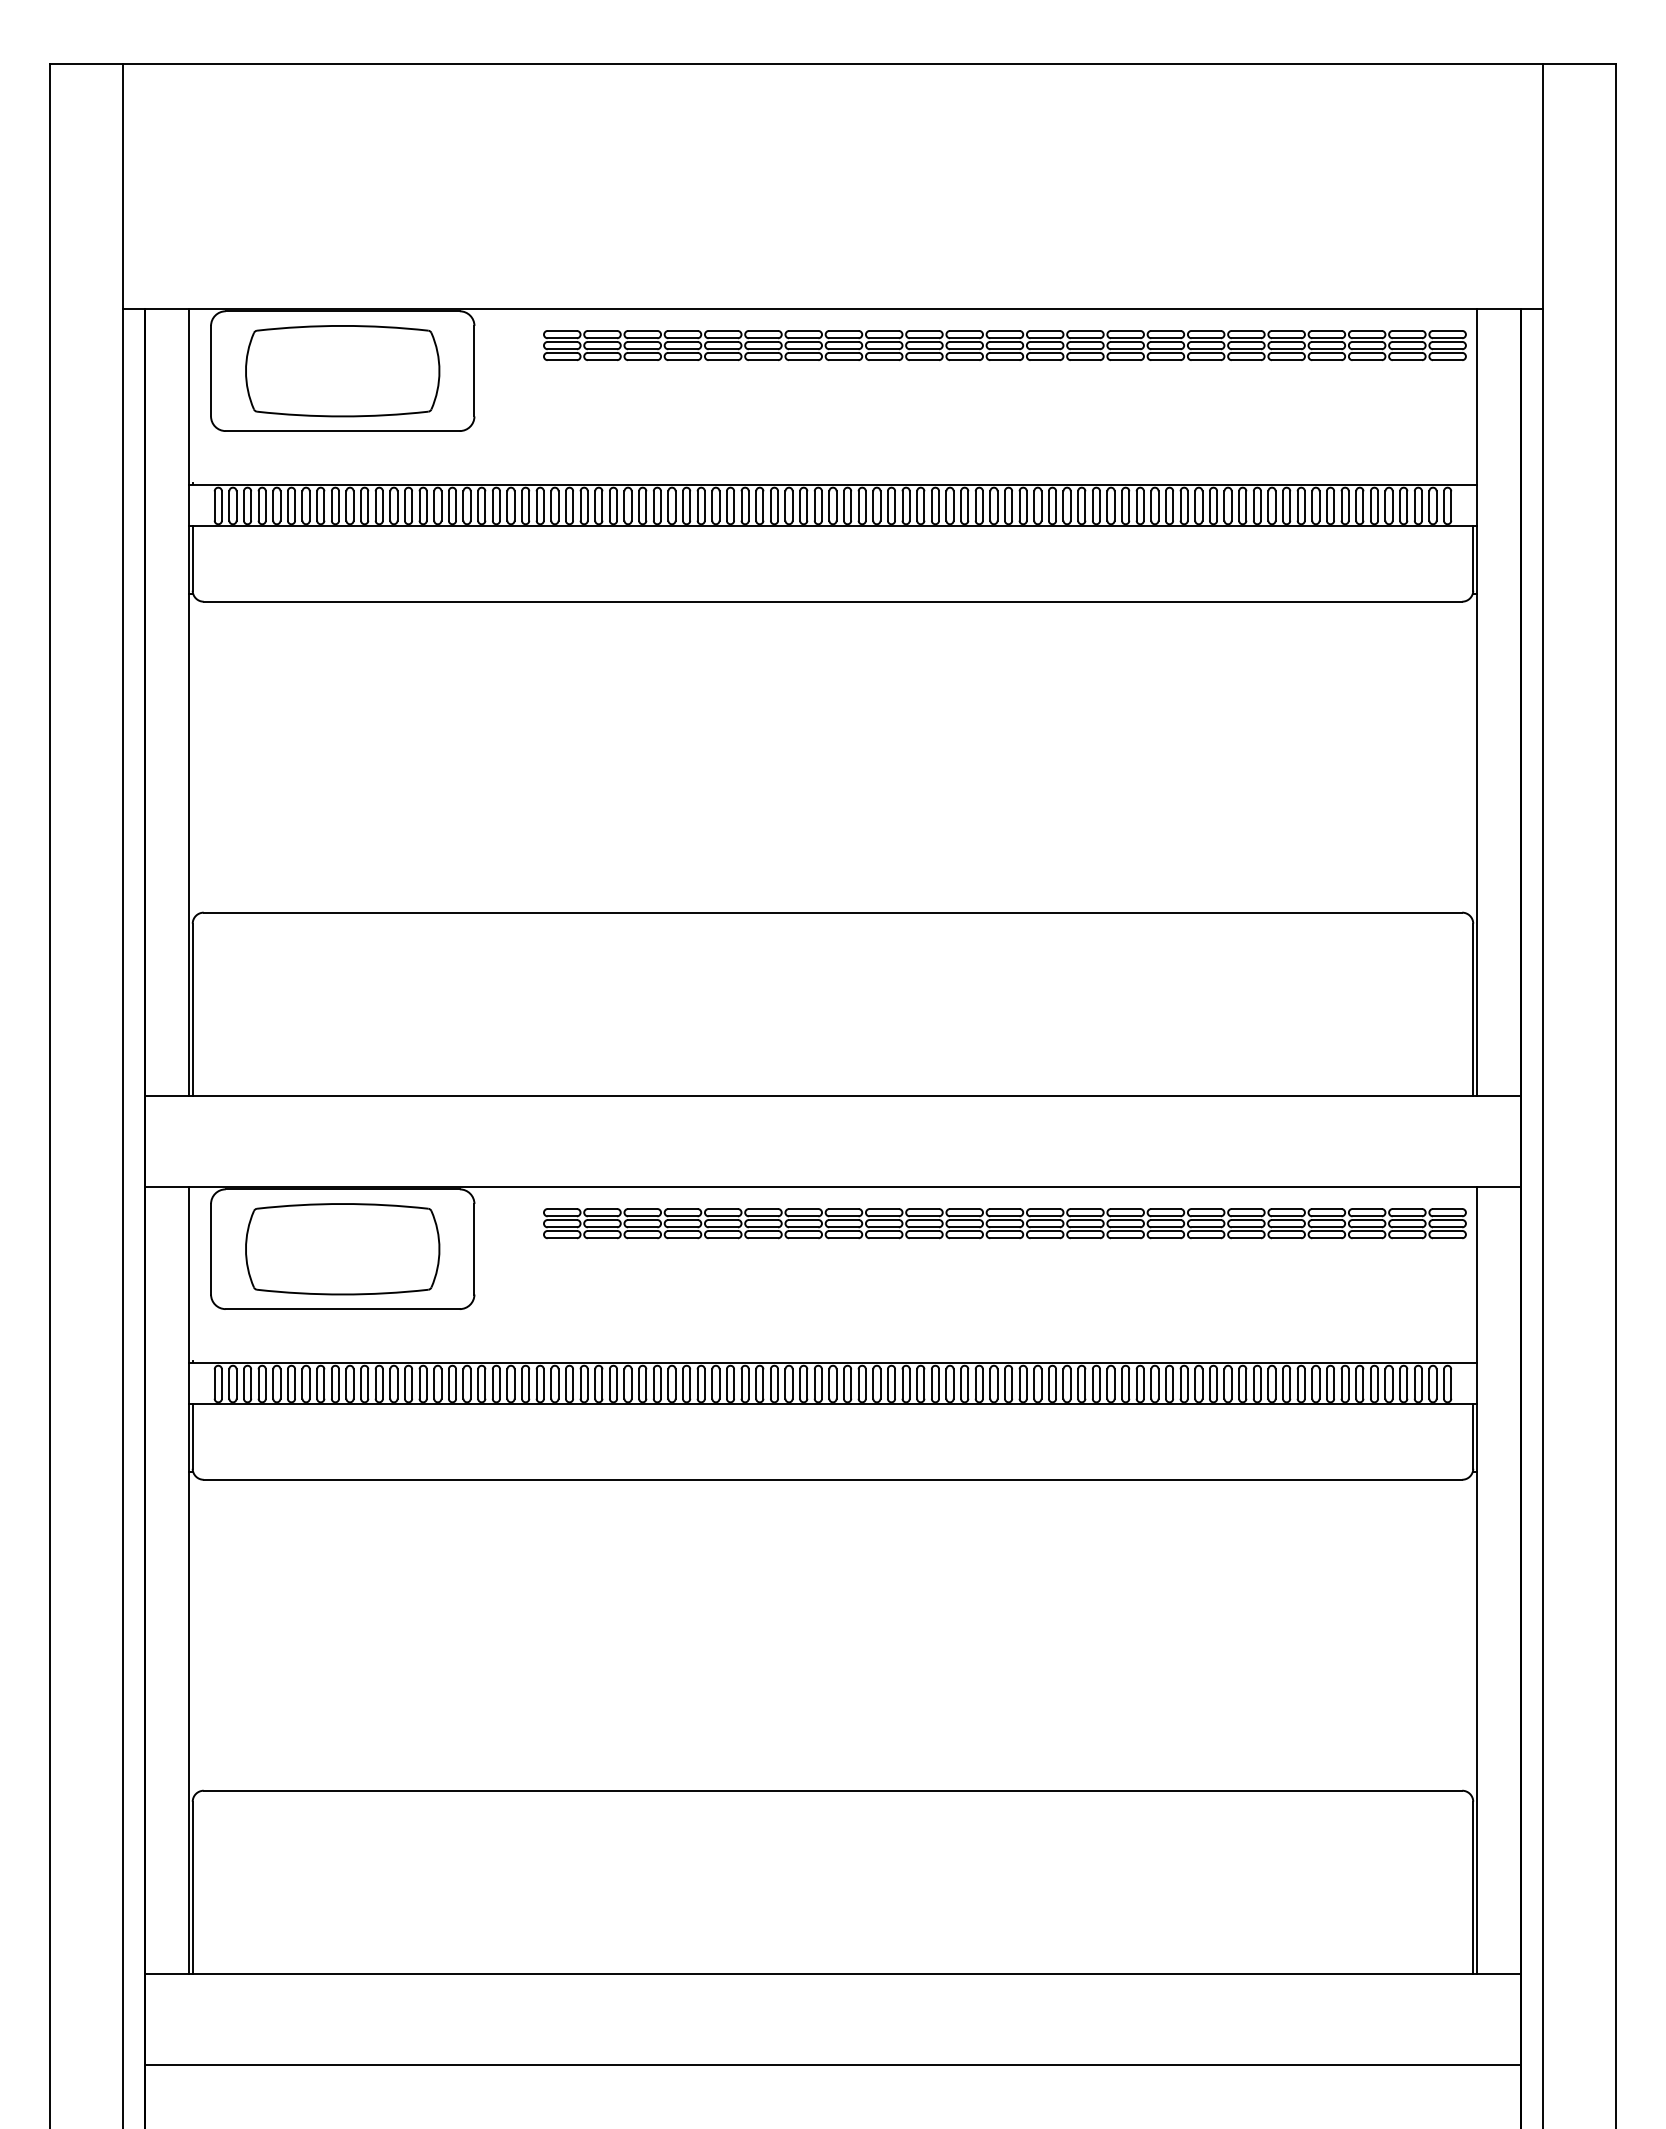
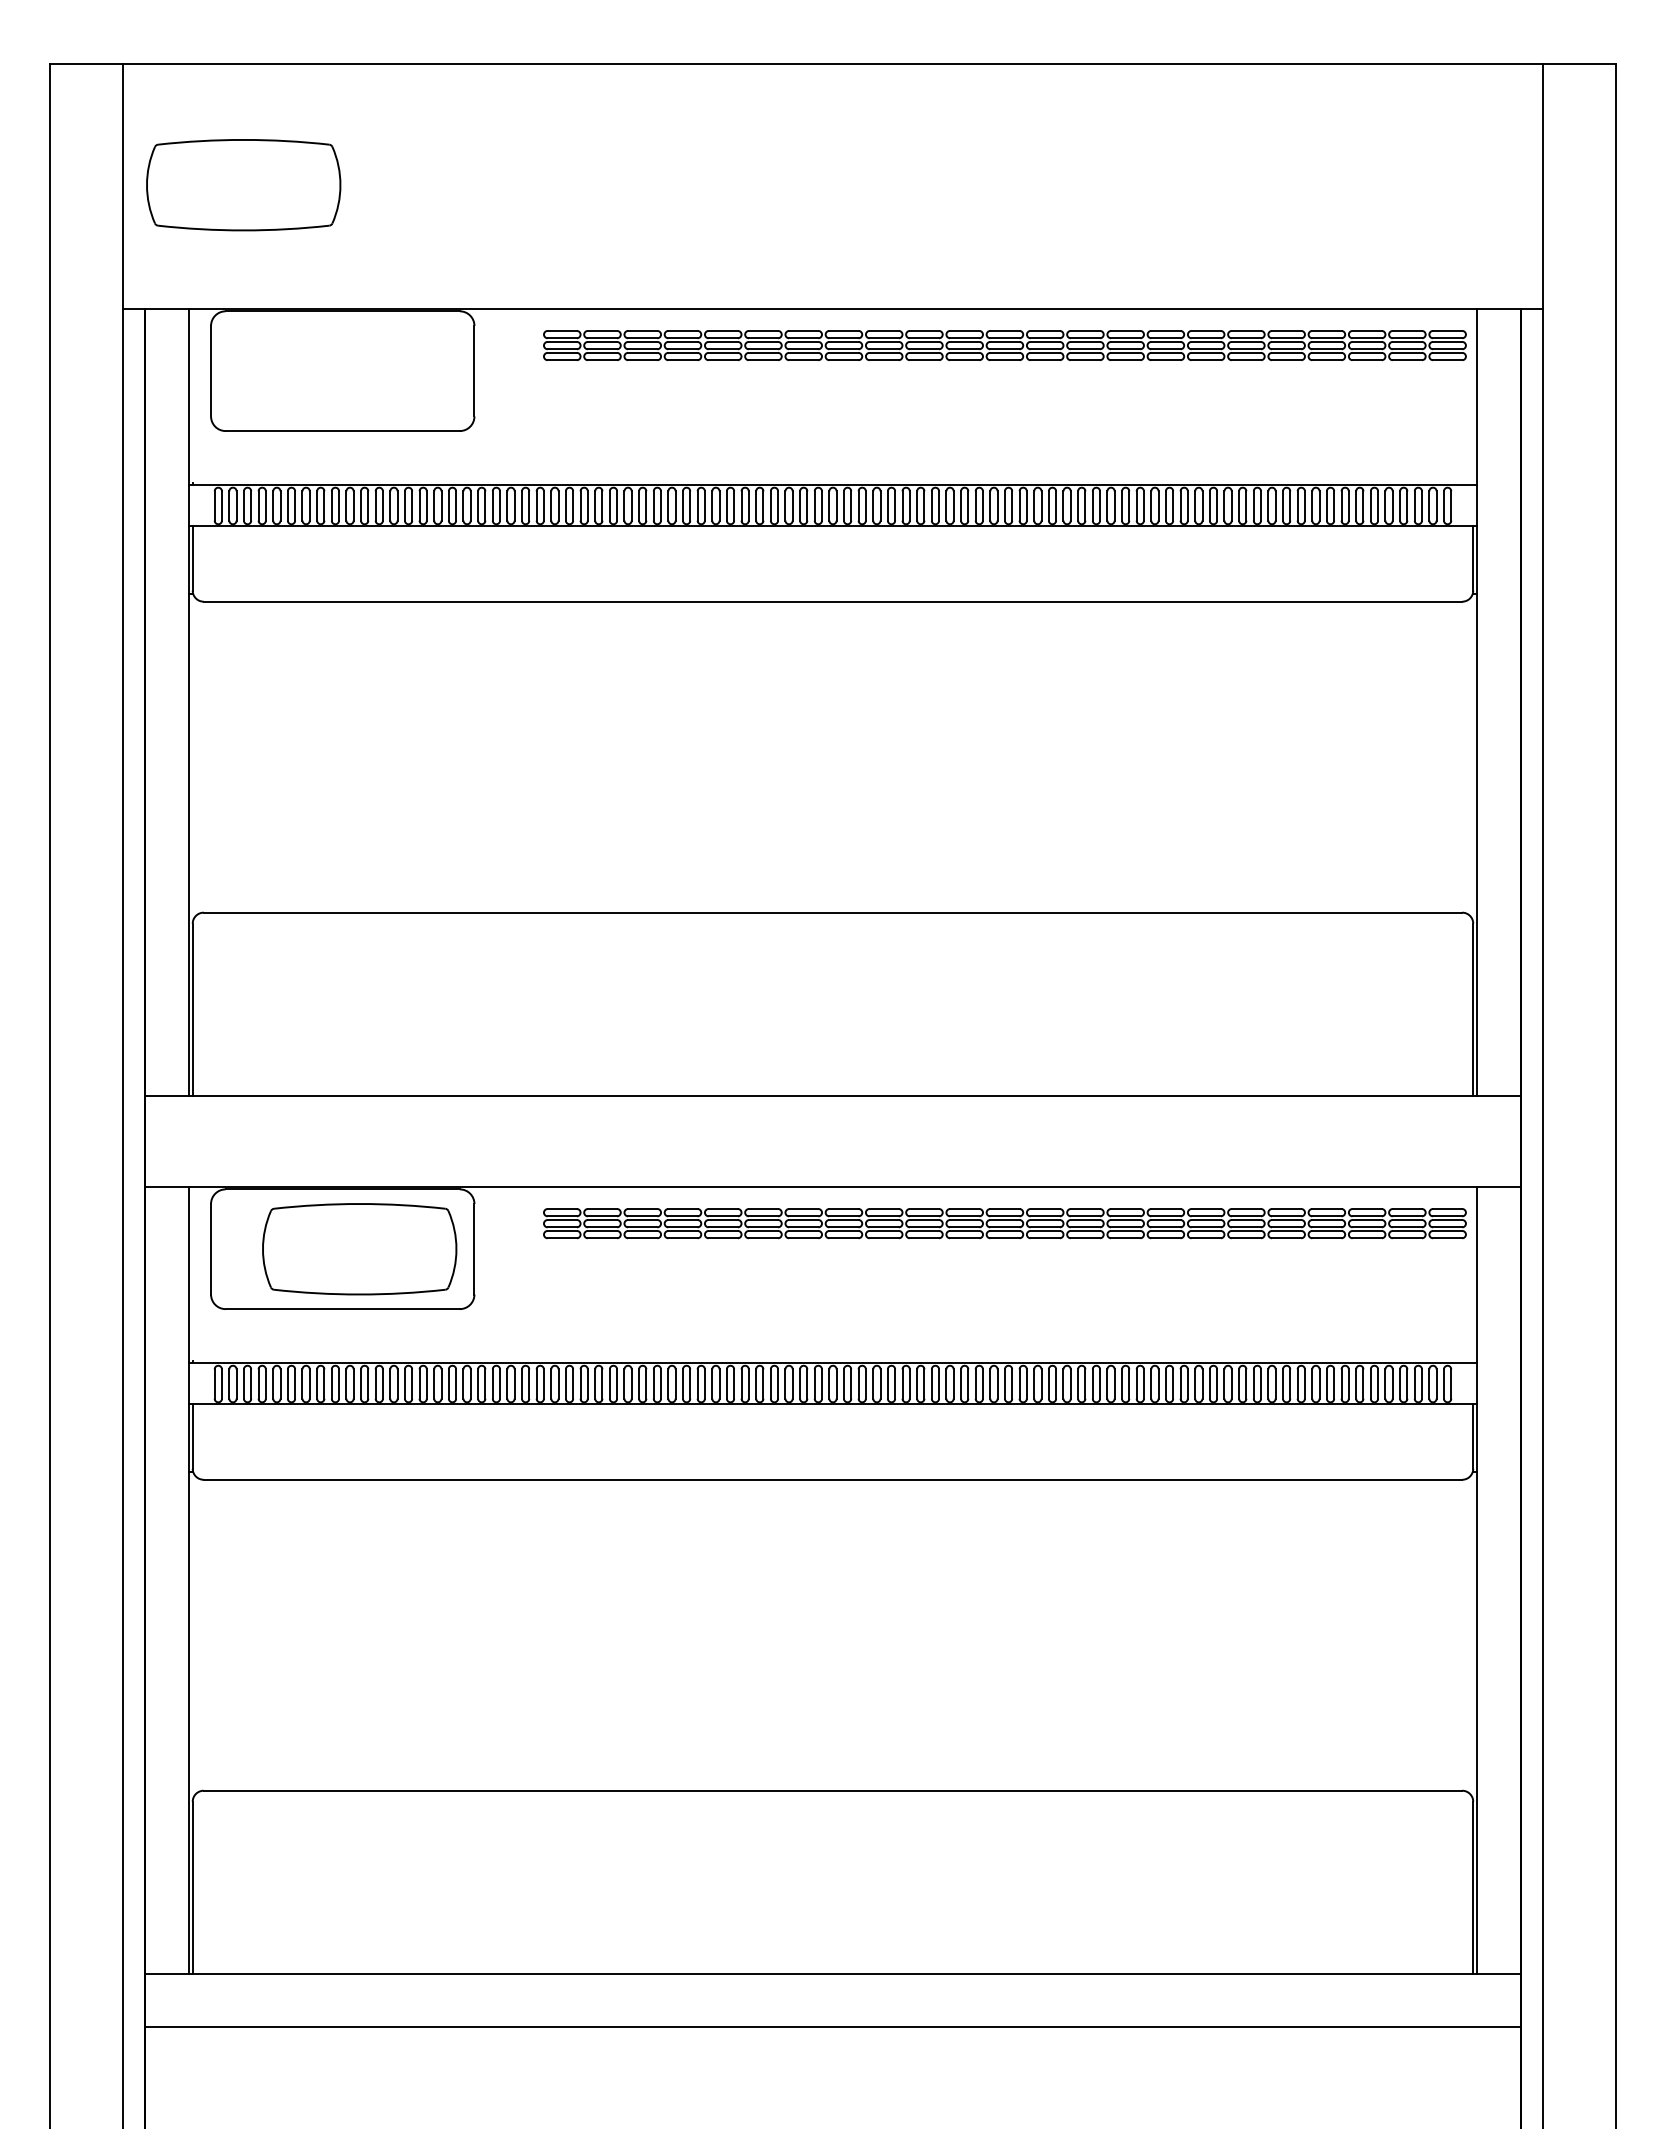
part position: (342, 371) -> (243, 185) (243, 185)
part position: (342, 1249) -> (359, 1249) (359, 1249)
line position: (832, 2065) -> (832, 2027) (832, 2027)
